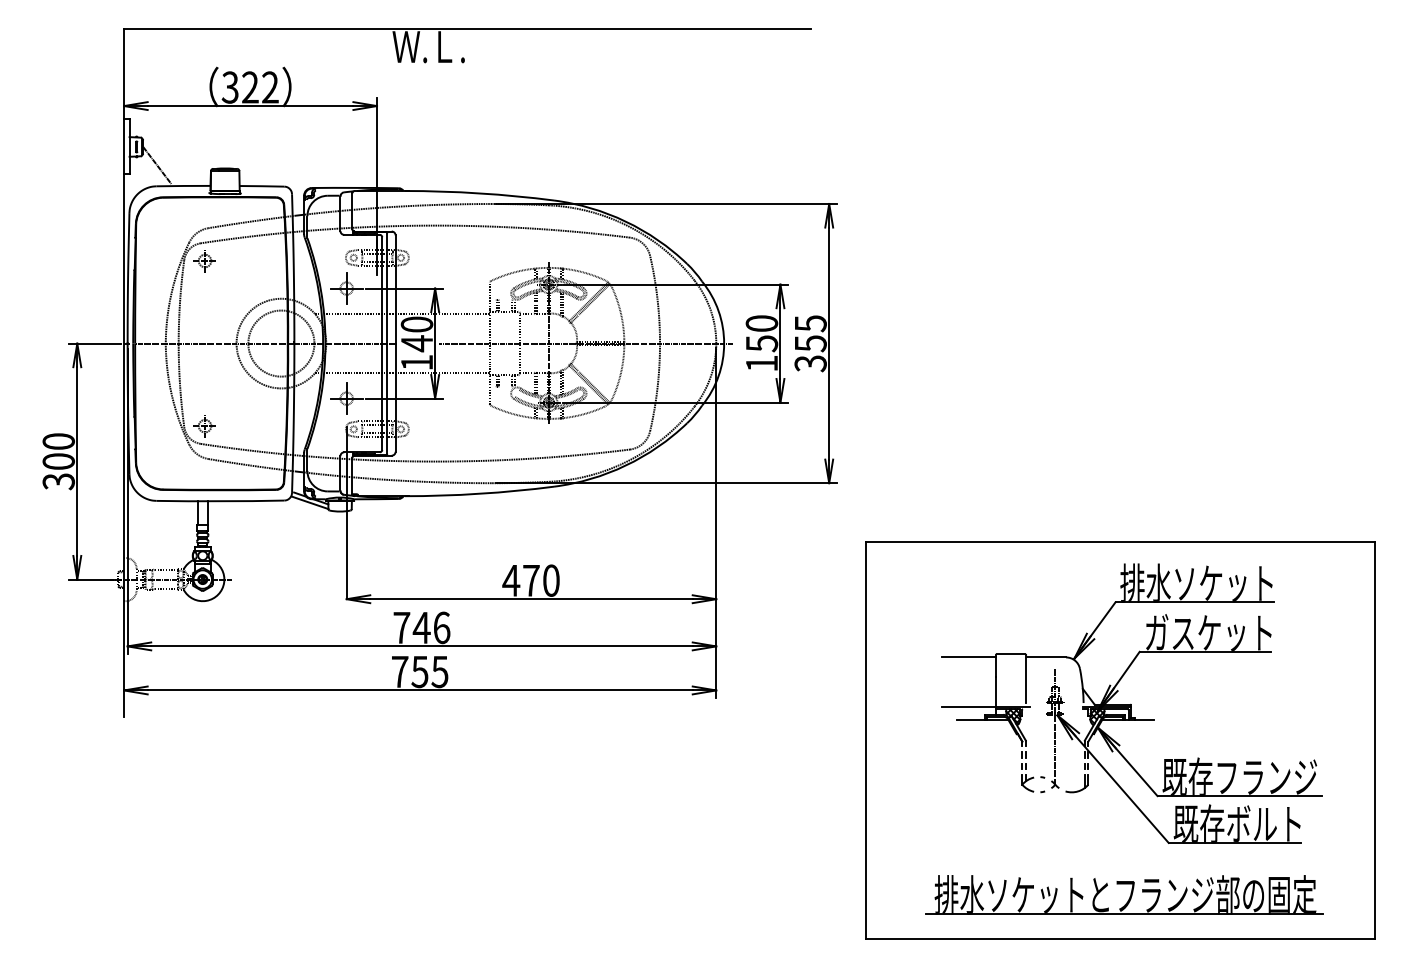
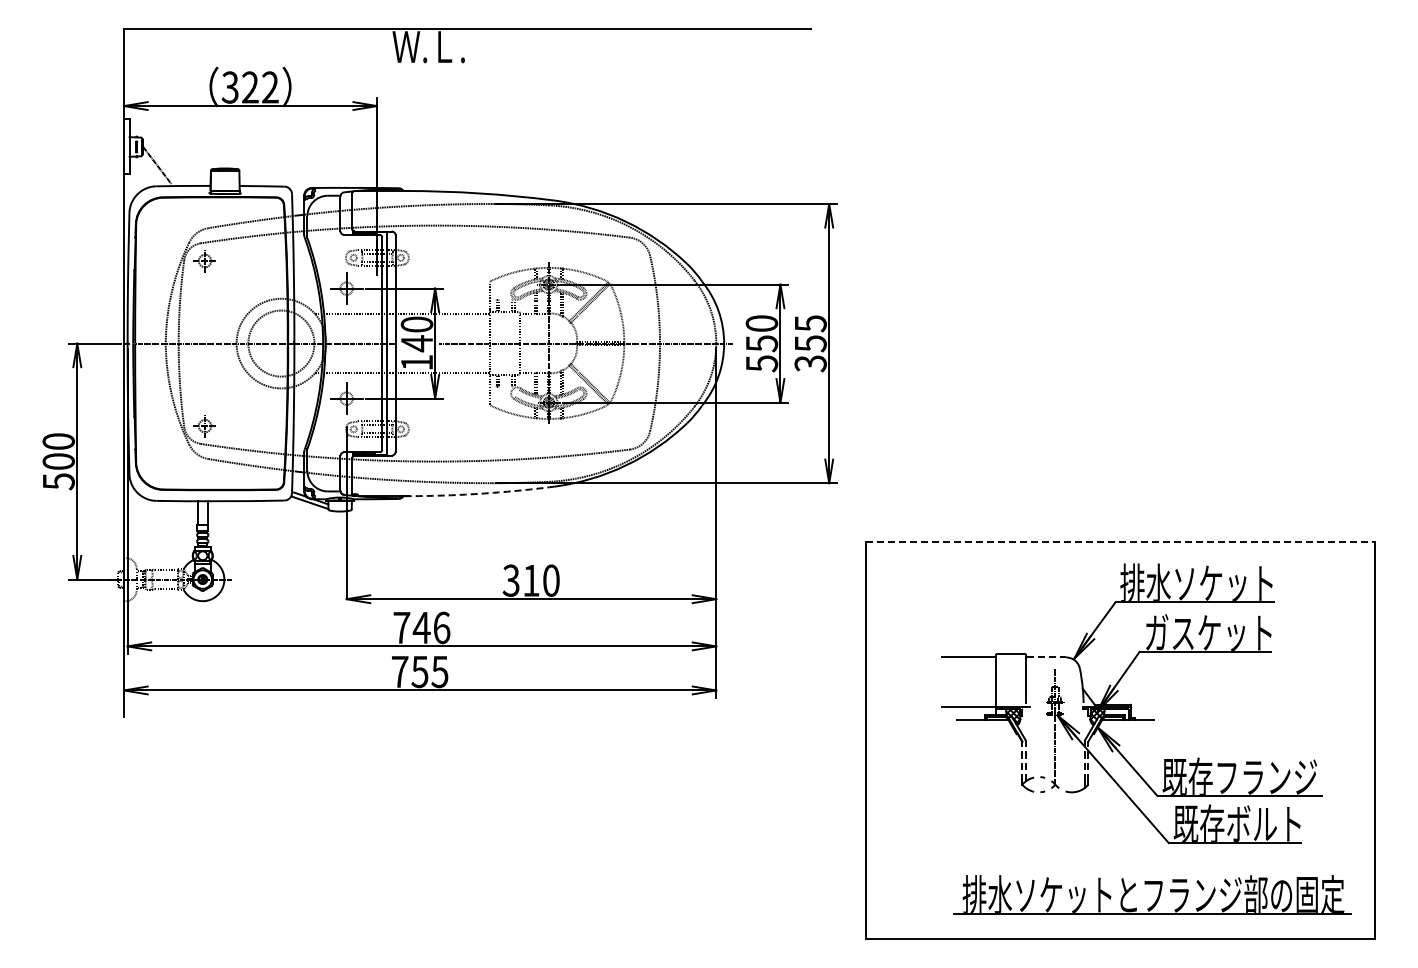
text: 150 -> 550 (762, 363)
text: 300 -> 500 (58, 481)
arc: solid -> dashed (479, 493)
line: solid -> dashed (1120, 541)
text: 470 -> 310 (520, 580)
line: solid -> dashed (1046, 657)
part position: (1124, 894) -> (1152, 894) (1152, 894)
